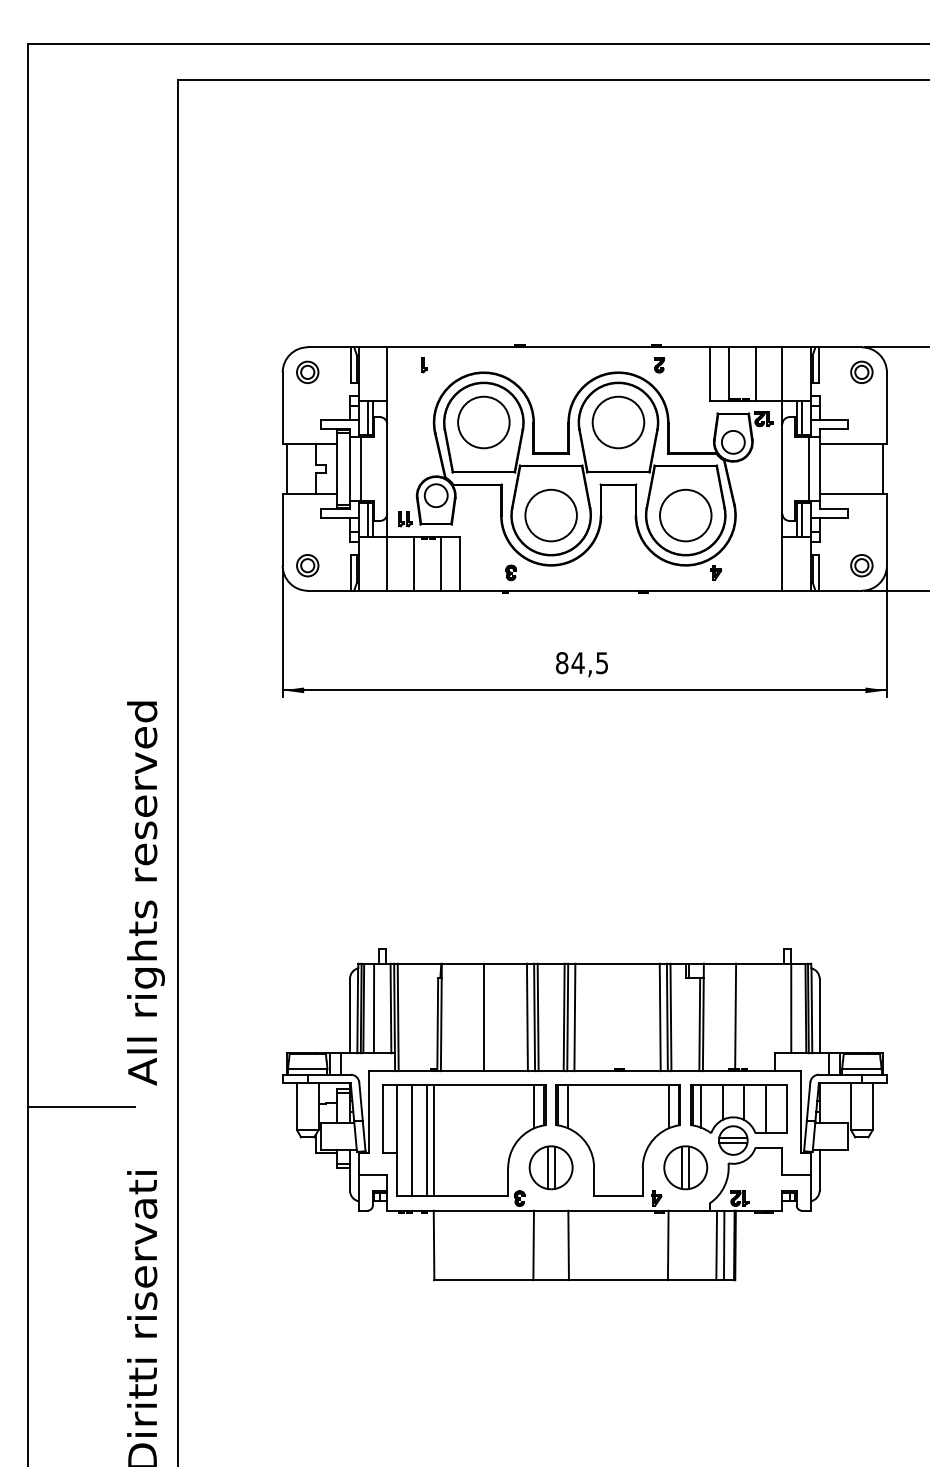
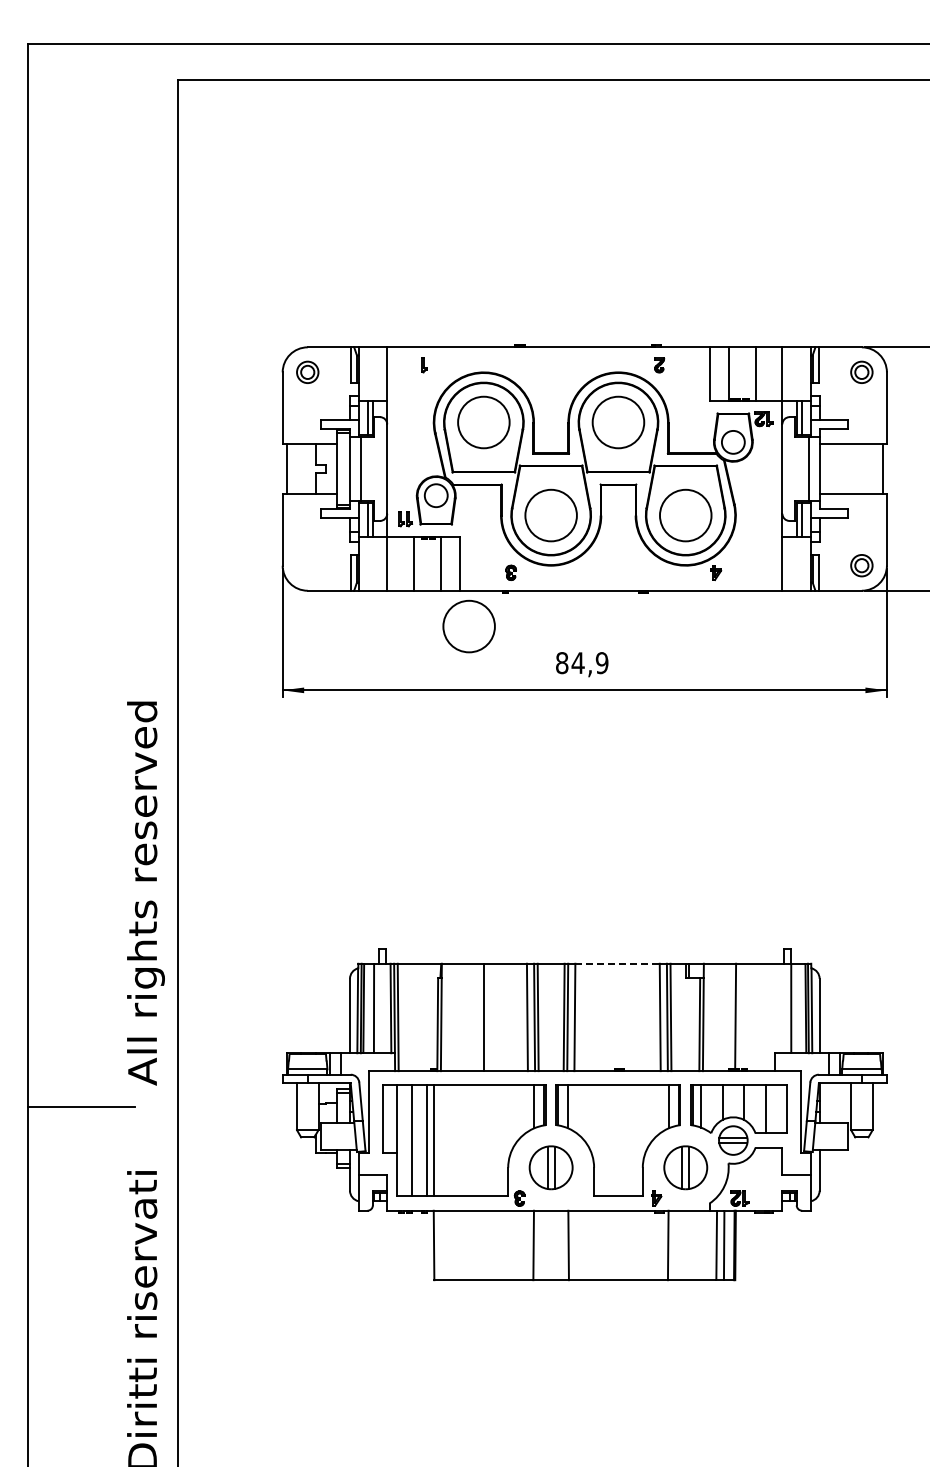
part: present -> none (307, 565)
circle: none -> present (468, 626)
text: 84,5 -> 84,9 (601, 662)
line: solid -> dashed (618, 963)
